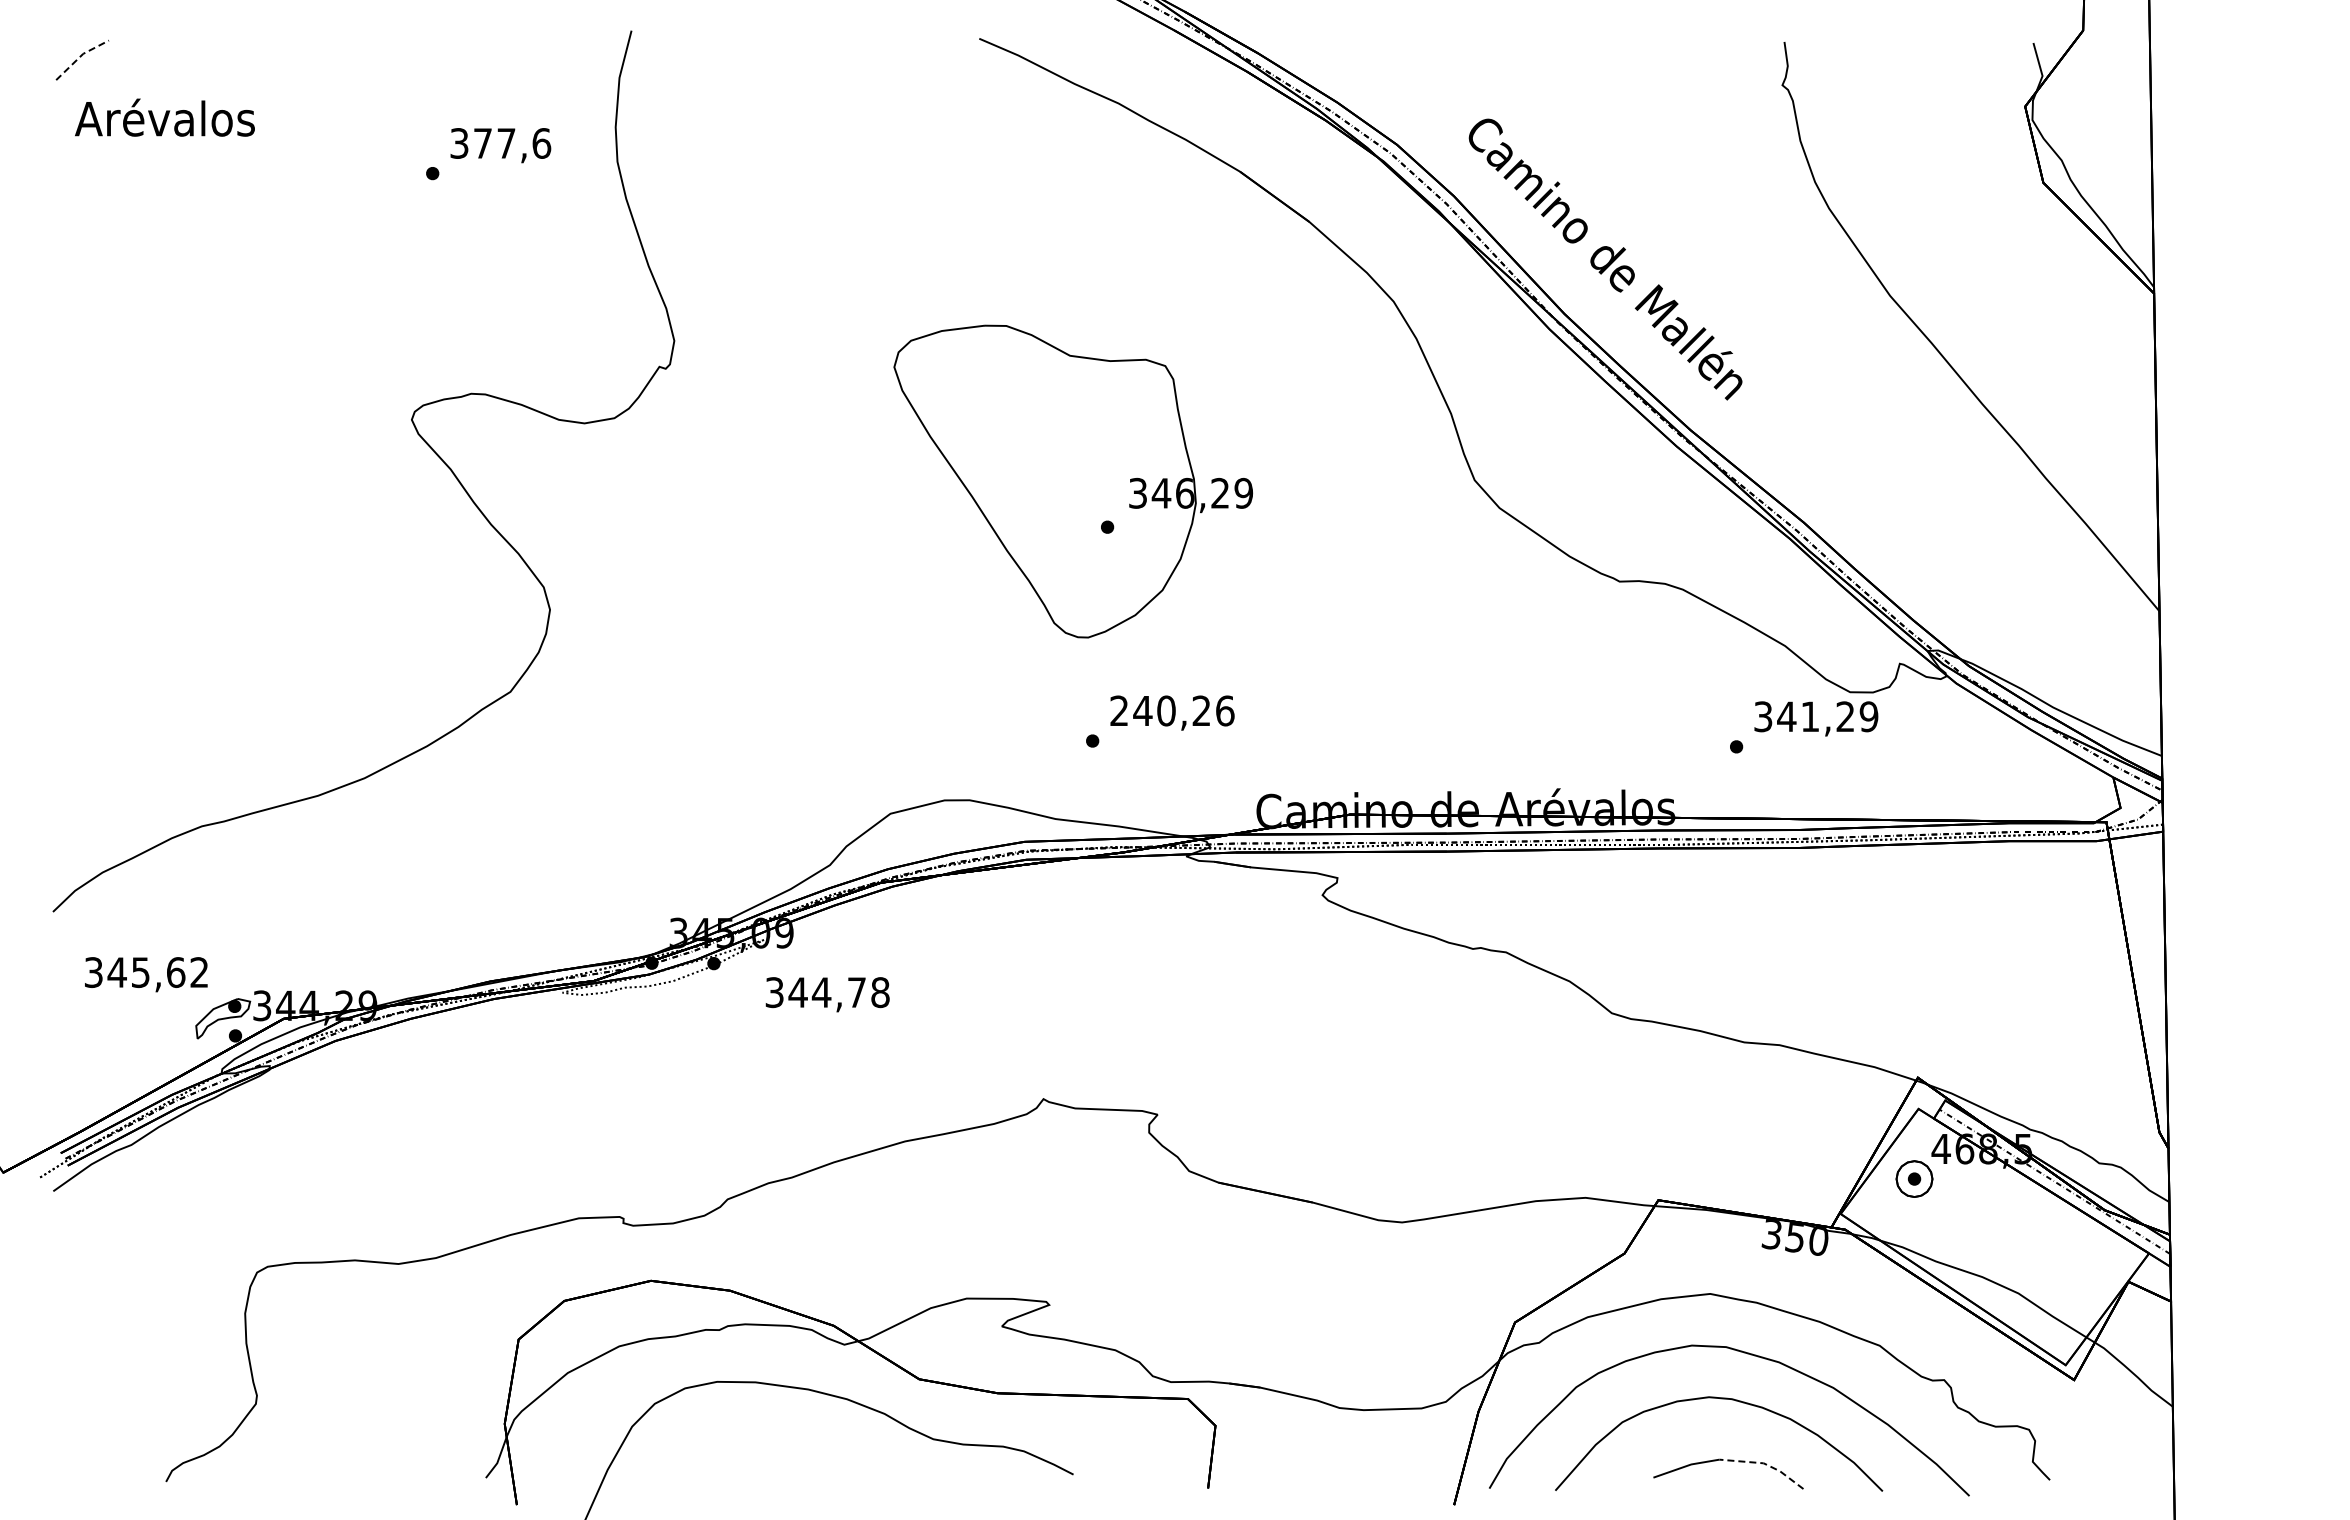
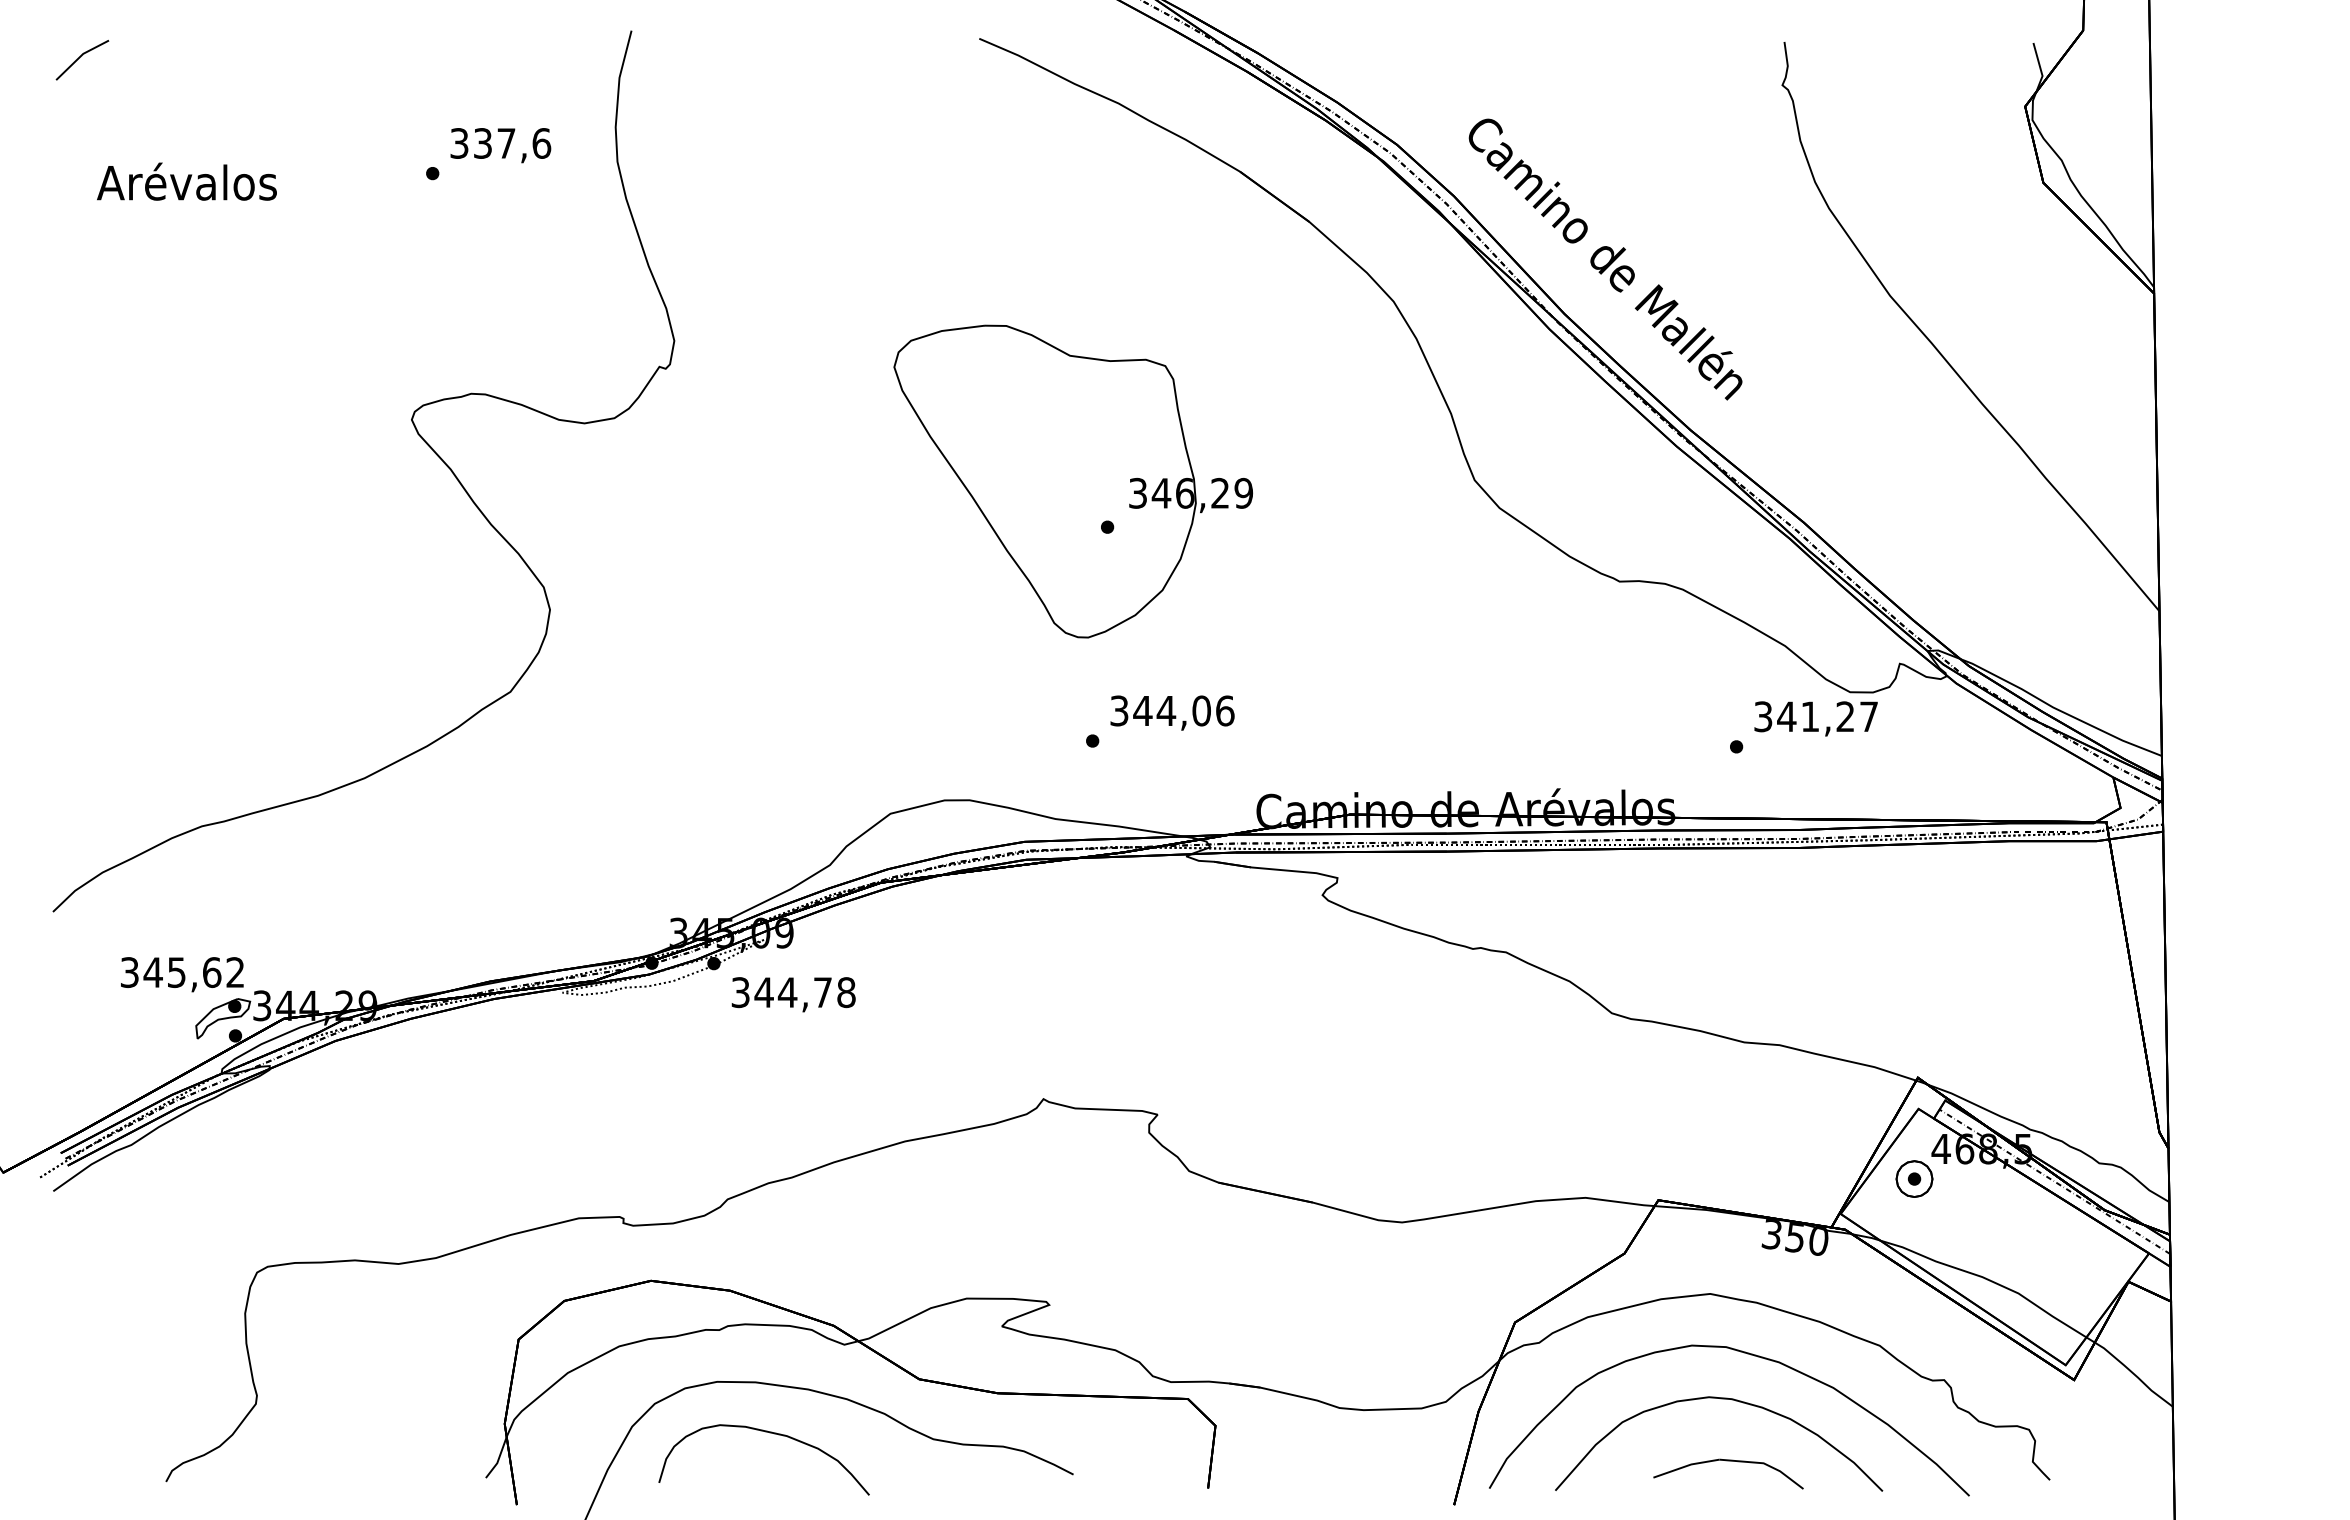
line: dashed -> solid (80, 56)
text position: (164, 117) -> (186, 181) (186, 181)
text: 377,6 -> 337,6 (482, 143)
text: 240,26 -> 344,06 (1160, 710)
text: 341,29 -> 341,27 (1868, 716)
text position: (146, 974) -> (182, 974) (182, 974)
text position: (827, 994) -> (793, 994) (793, 994)
curve: none -> present (769, 1433)
line: dashed -> solid (1765, 1464)
